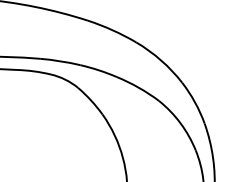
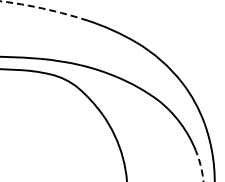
arc: solid -> dashed (44, 8)
arc: solid -> dashed (200, 165)
